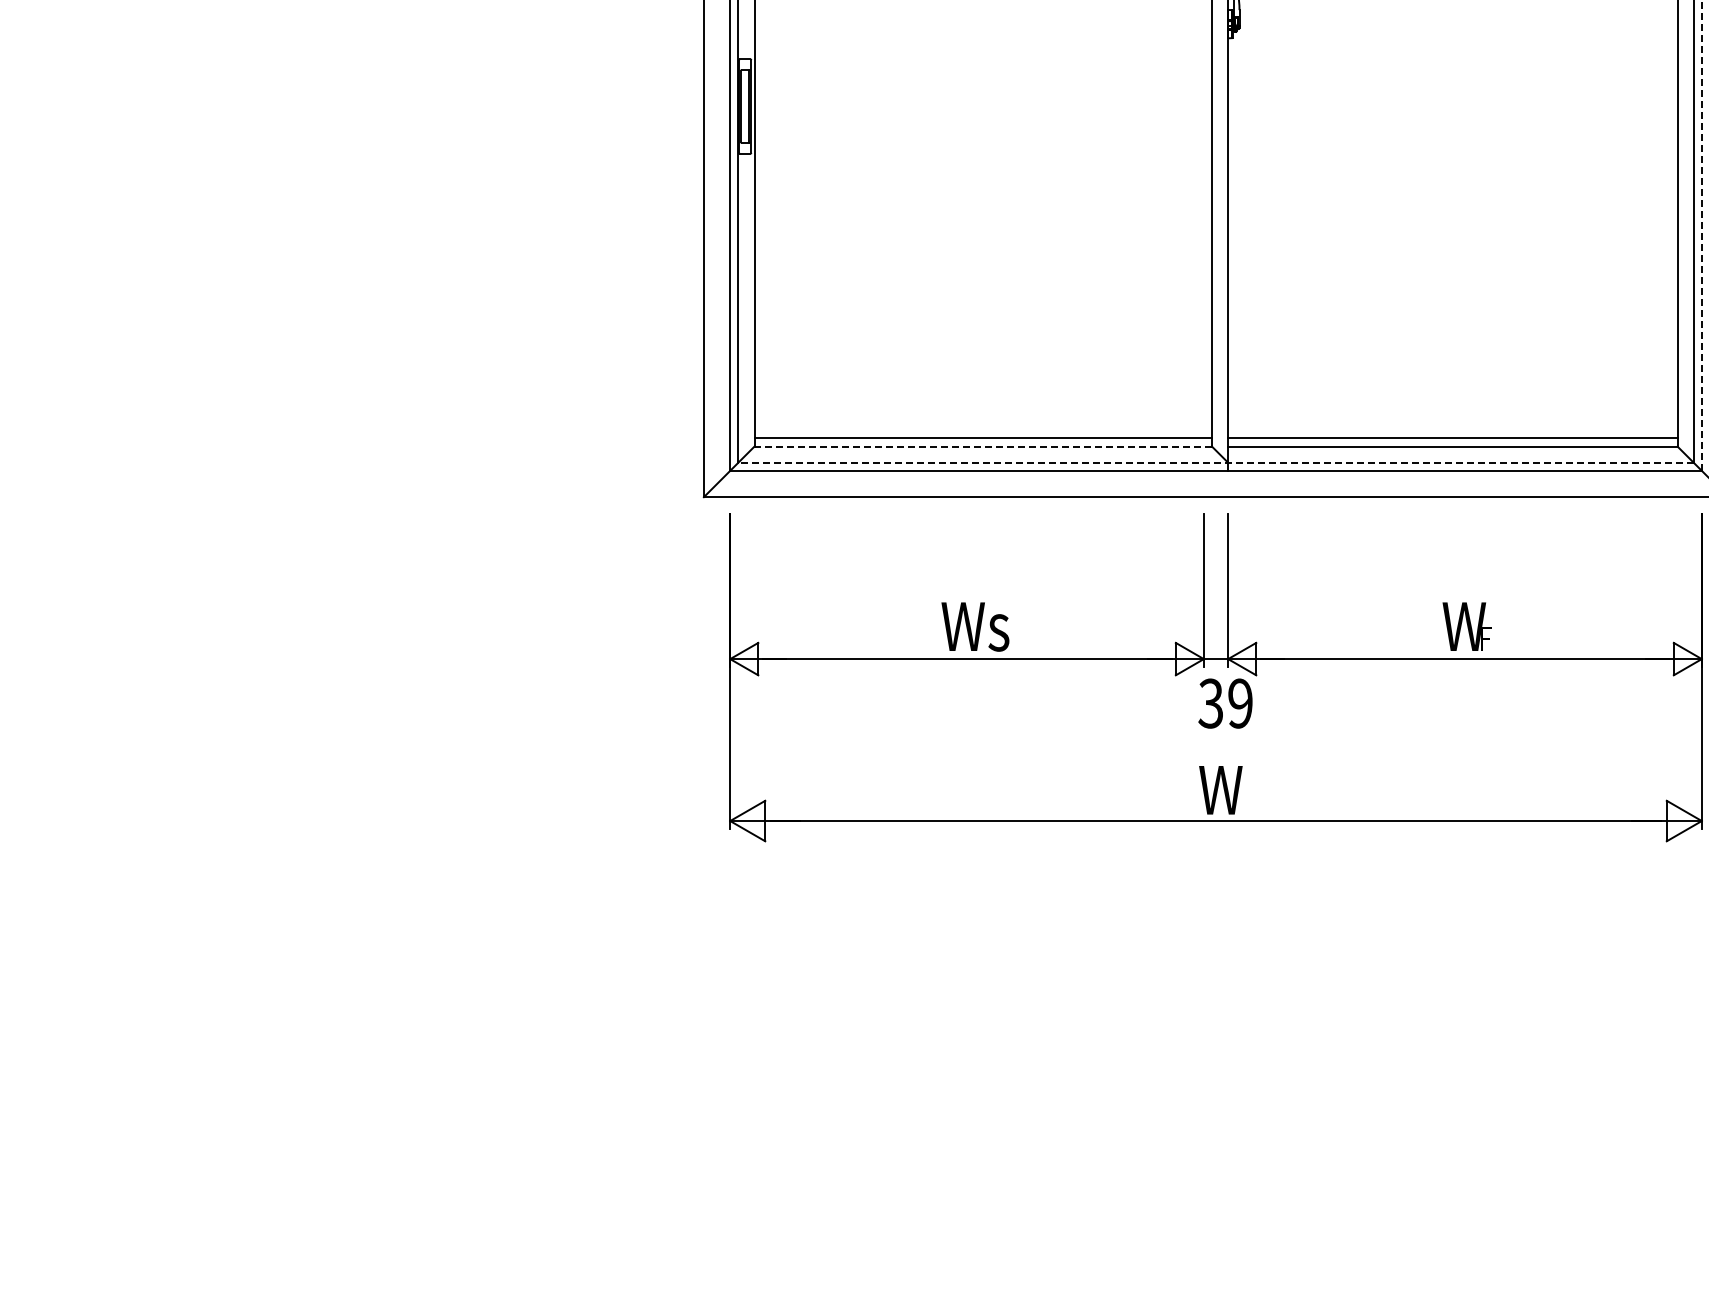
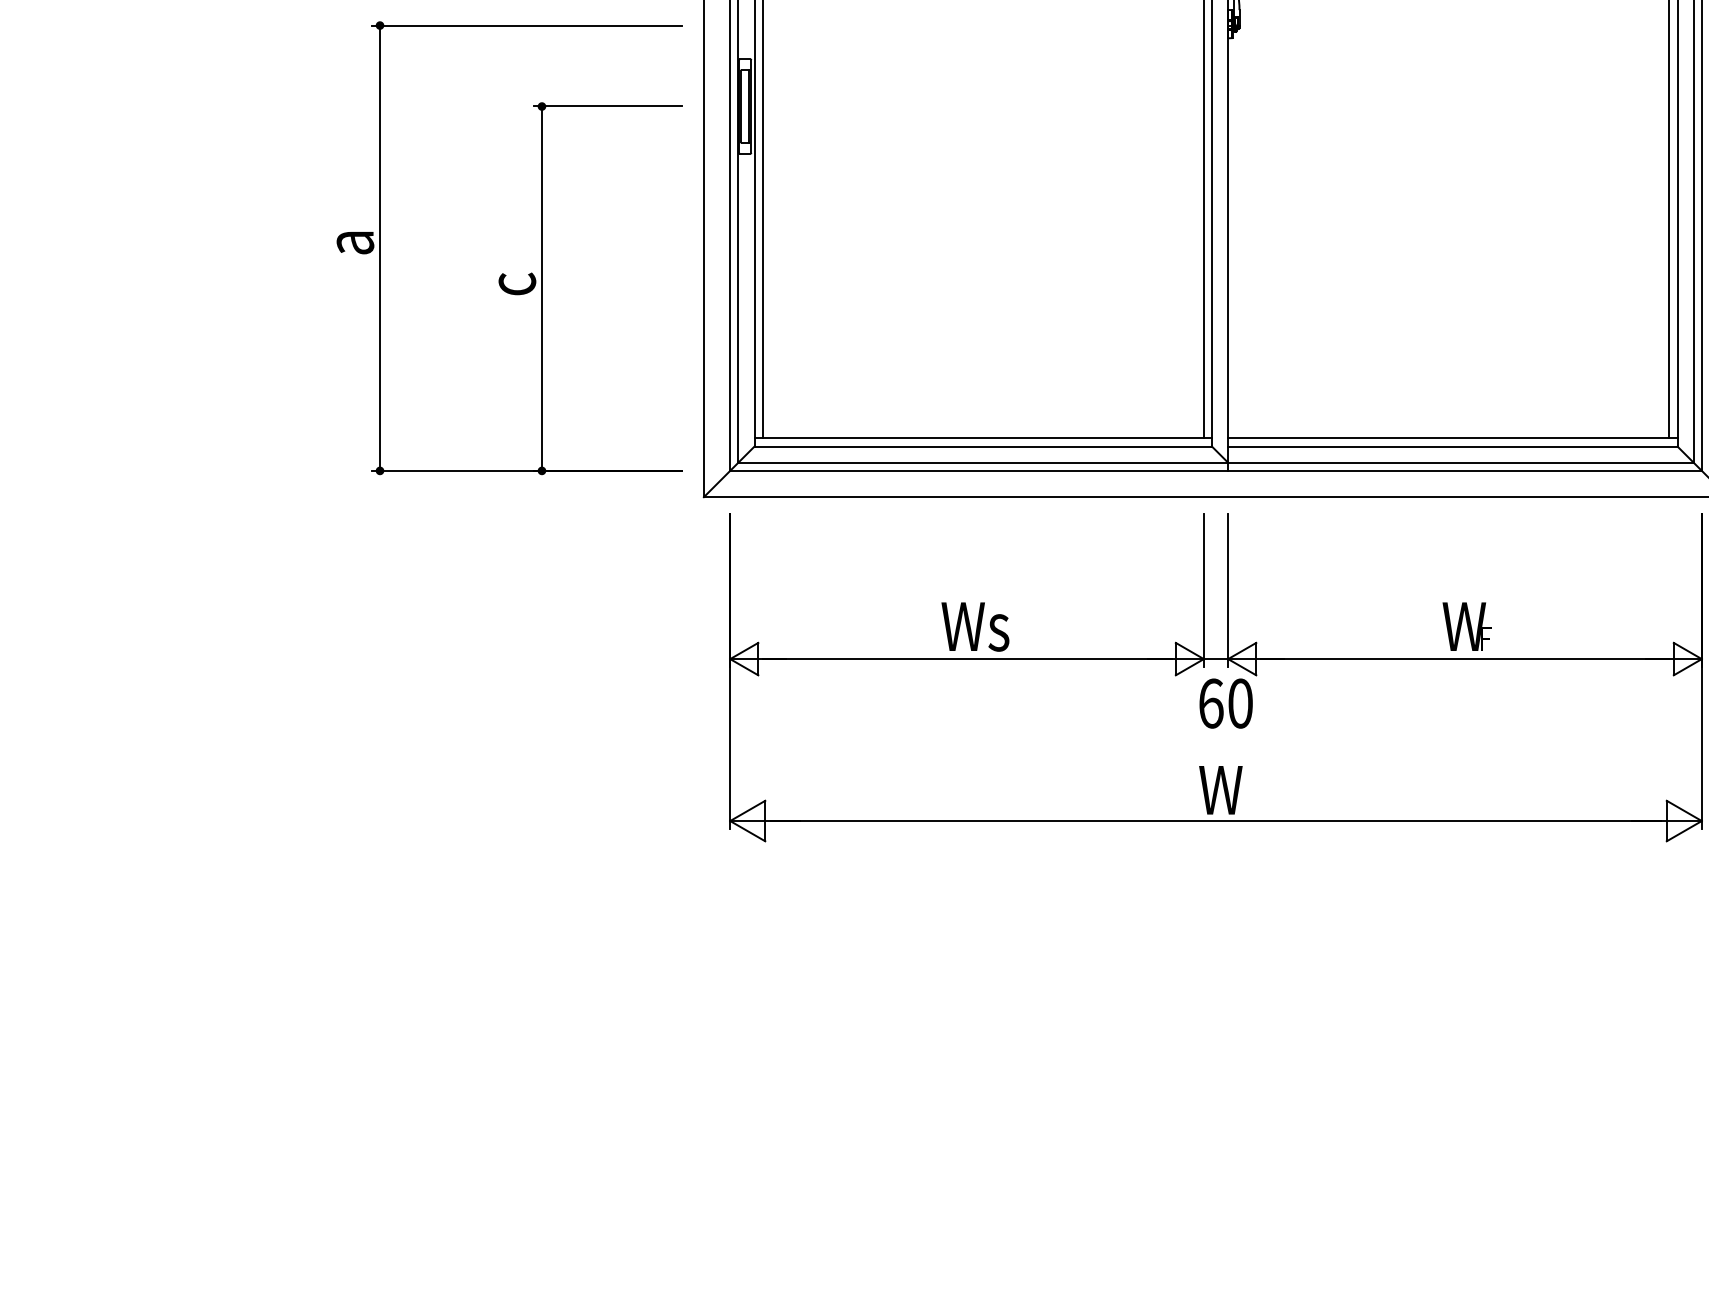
line: none -> present (762, 220)
line: none -> present (1203, 220)
line: none -> present (1669, 220)
line: dashed -> solid (1701, 234)
part: none -> present (503, 273)
line: dashed -> solid (983, 446)
line: dashed -> solid (1216, 462)
text: 39 -> 60 (1225, 703)
